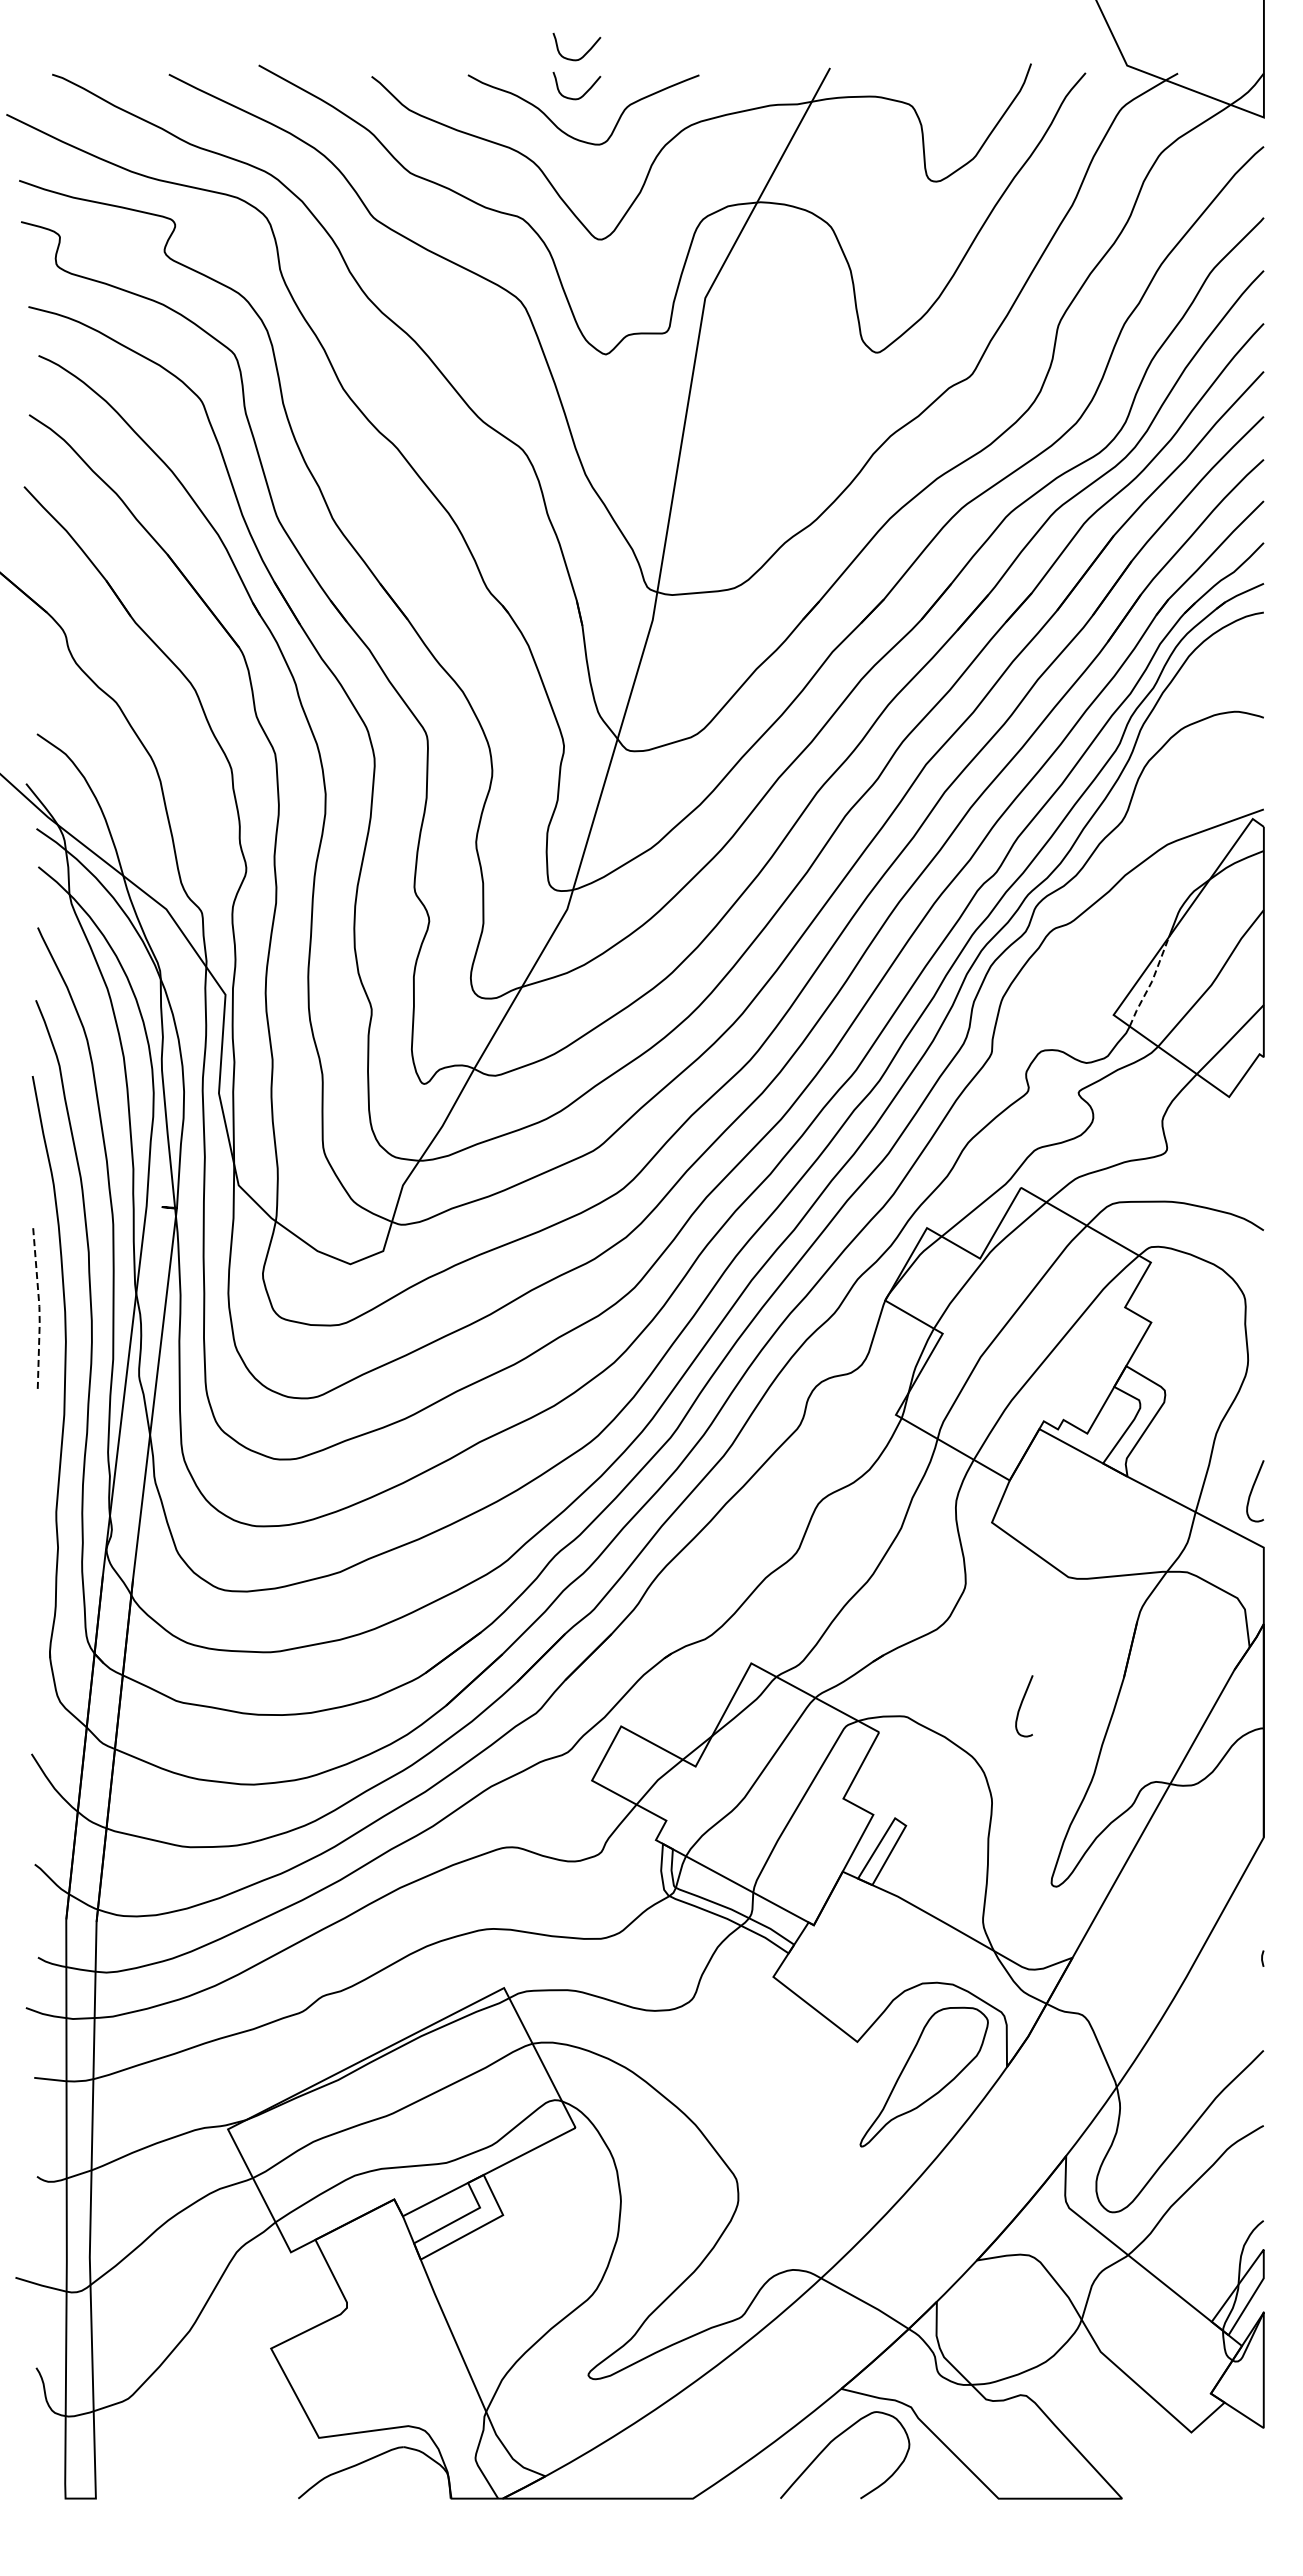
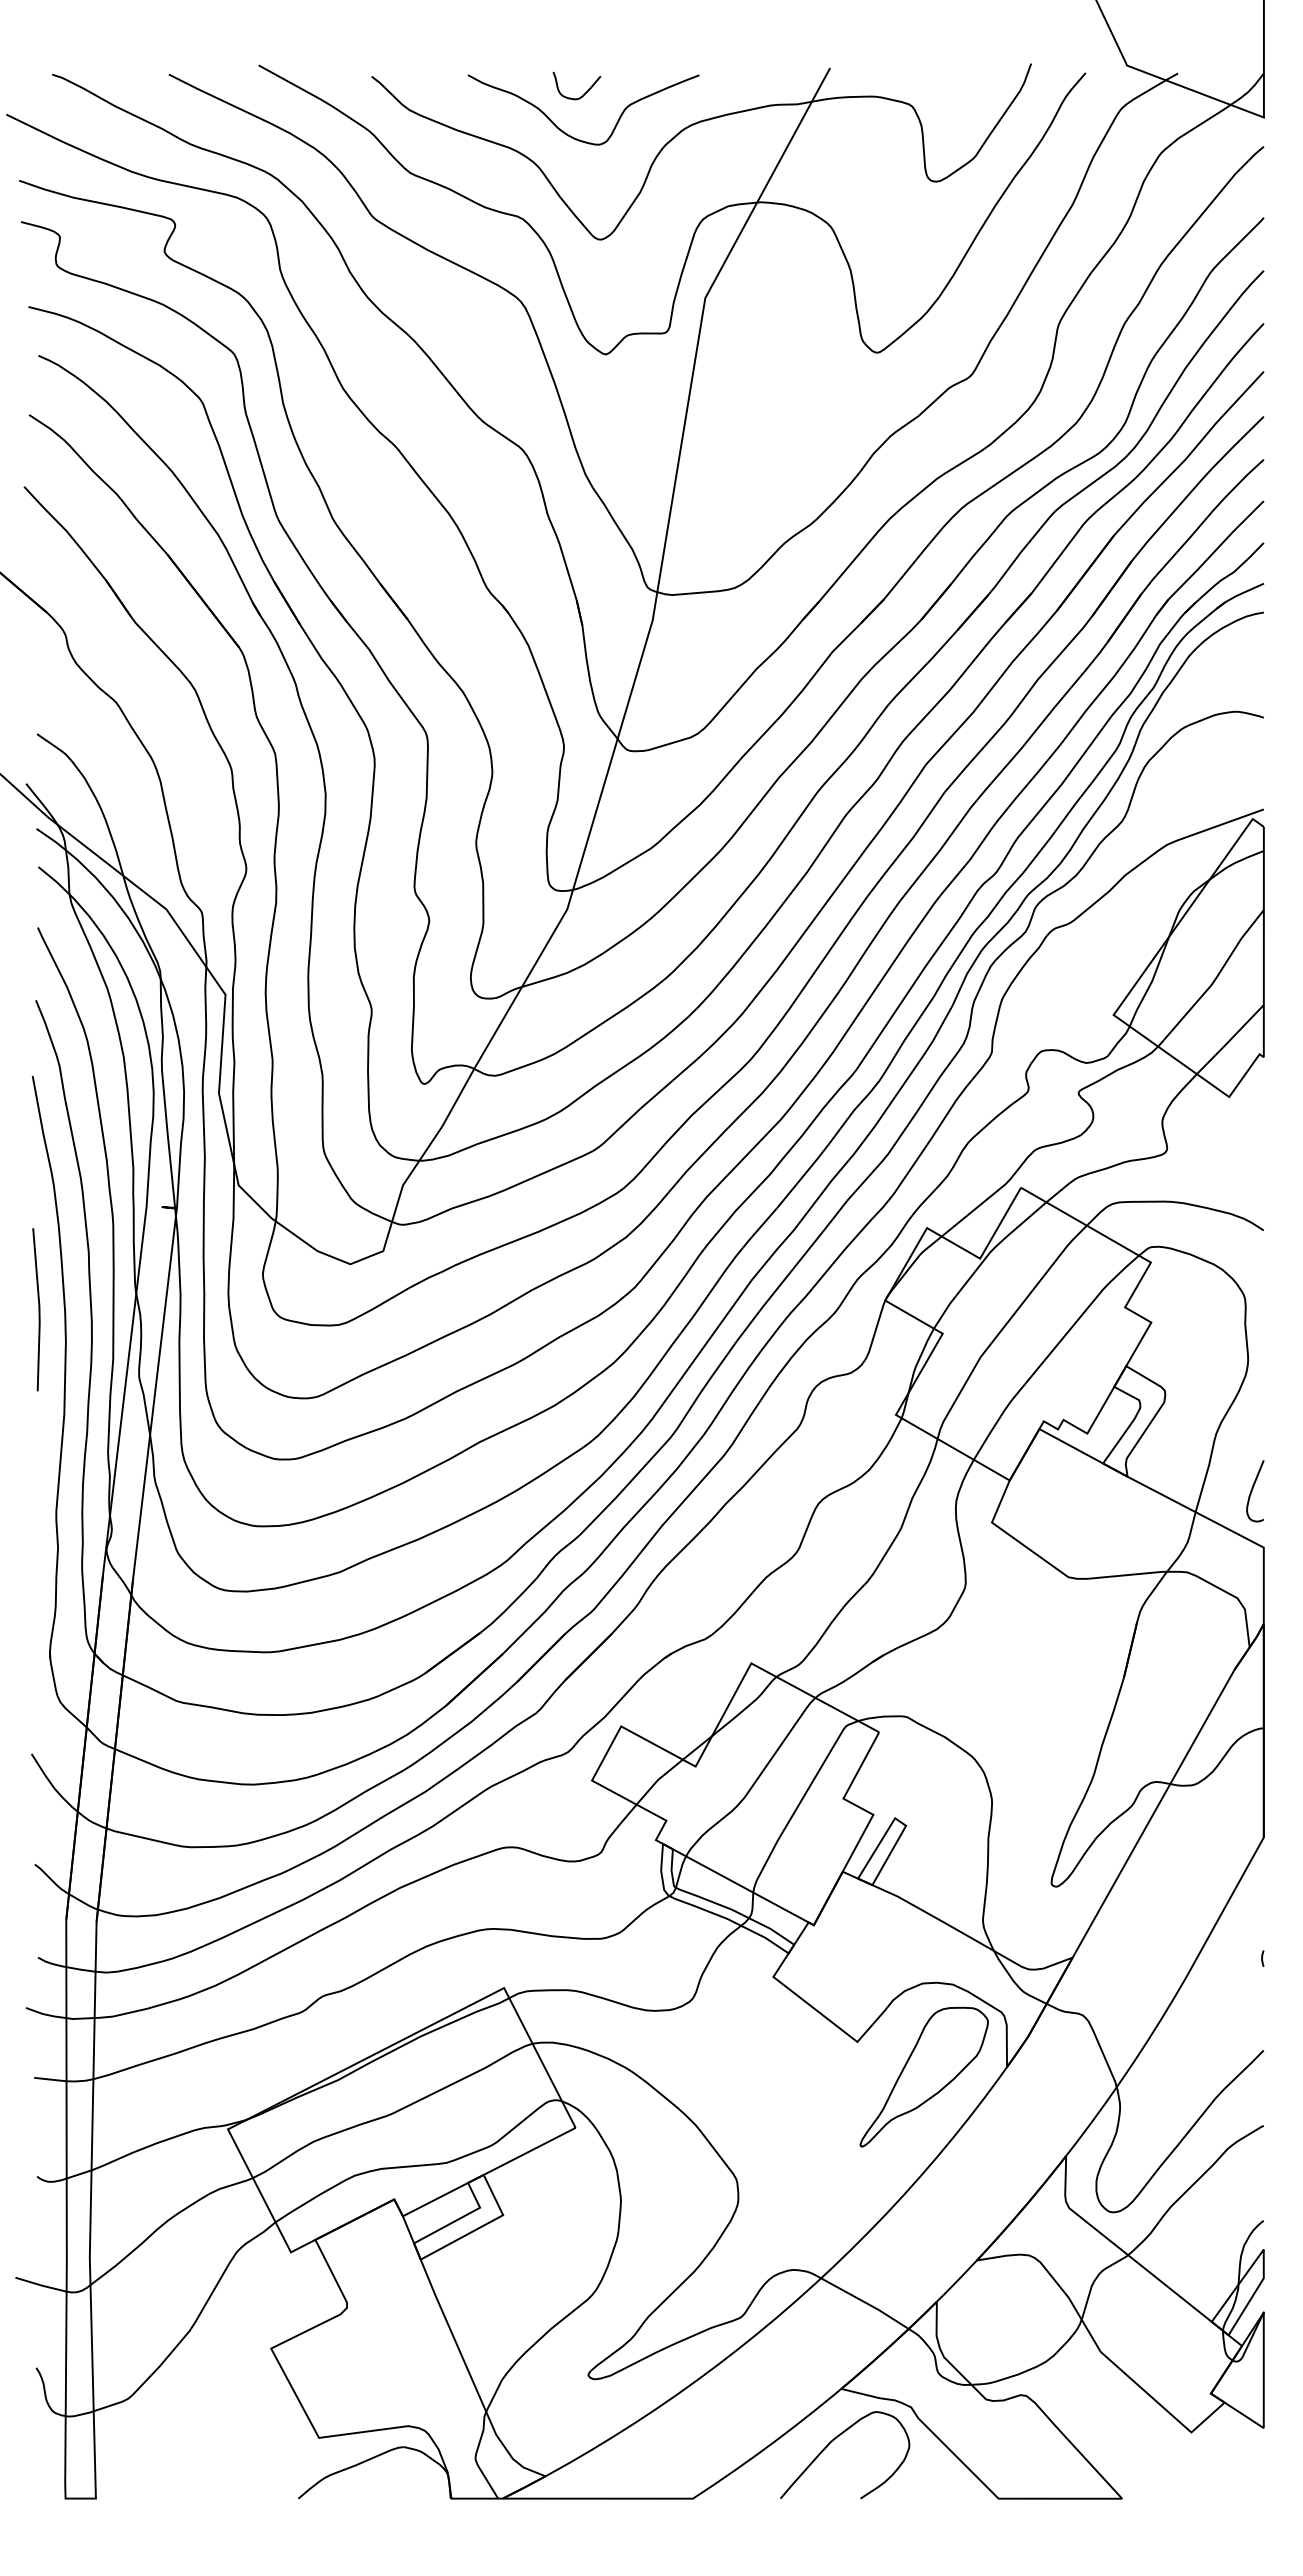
curve: present -> none (584, 54)
line: dashed -> solid (1151, 982)
line: dashed -> solid (39, 1310)
curve: present -> none (1022, 1704)
